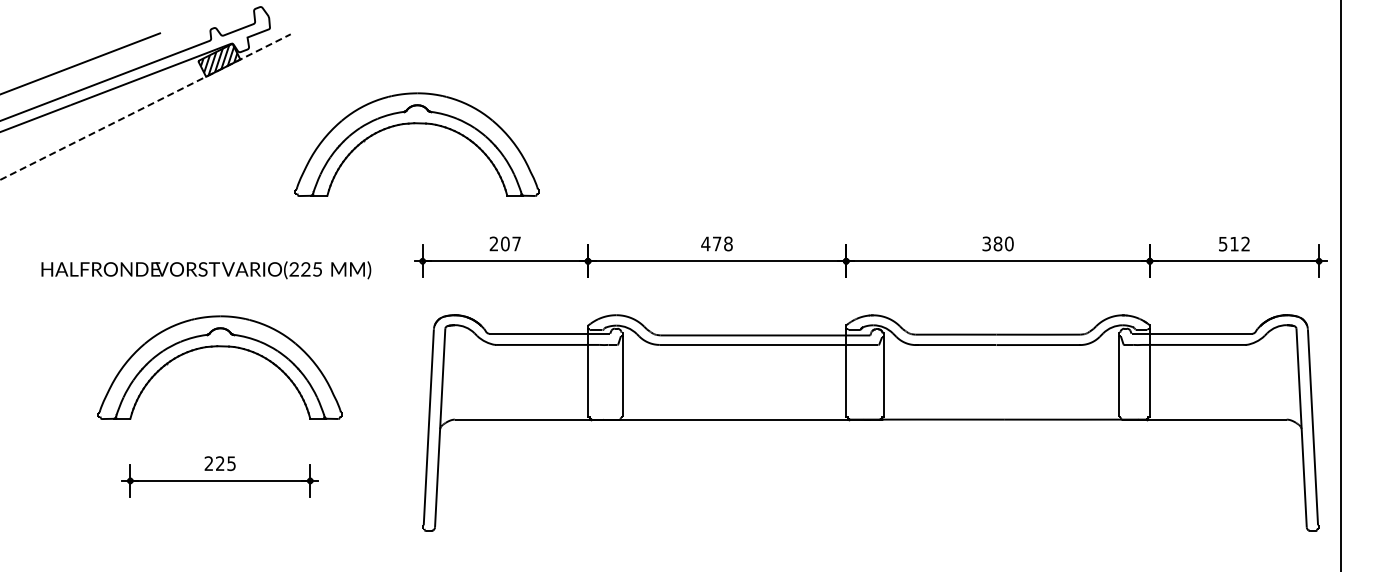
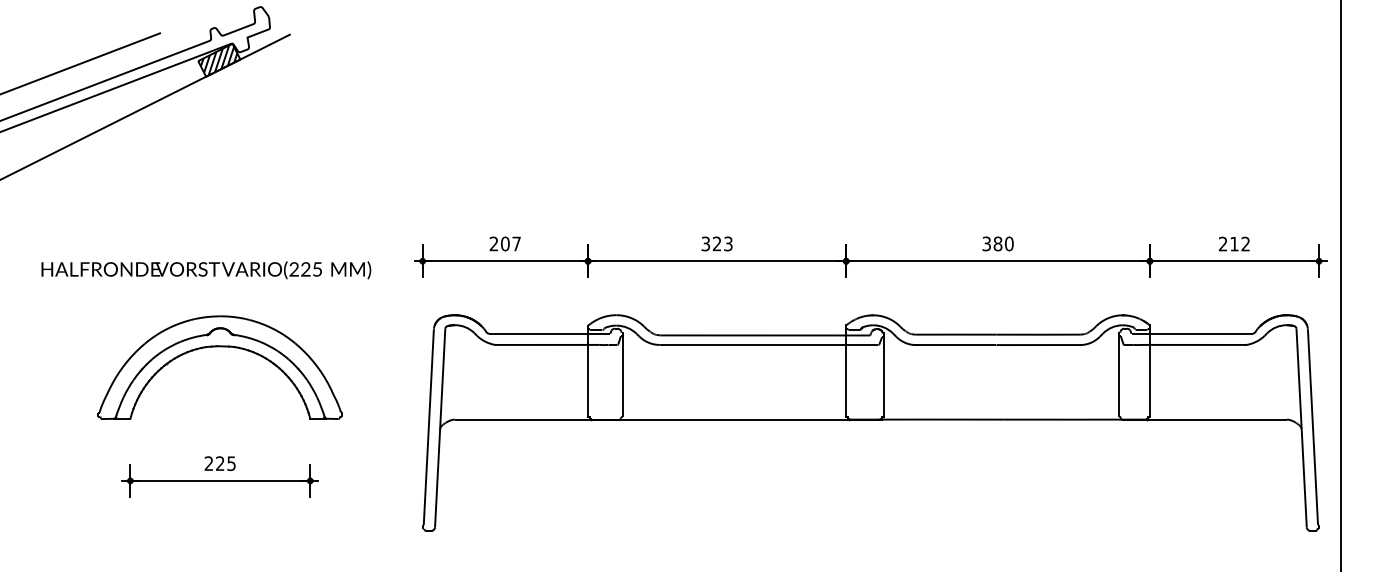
line: dashed -> solid (145, 106)
part: present -> none (416, 124)
text: 478 -> 323 (716, 243)
text: 512 -> 212 (1223, 243)
